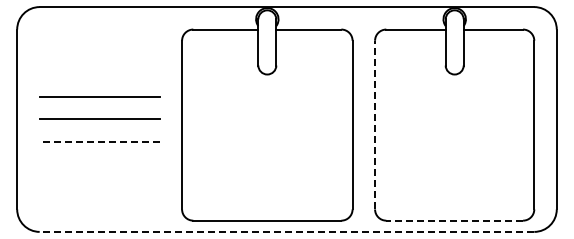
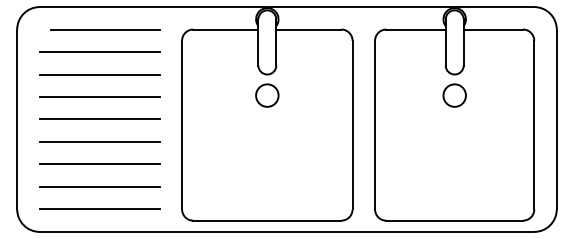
line: none -> present (104, 29)
line: none -> present (99, 52)
line: none -> present (99, 74)
circle: none -> present (267, 95)
circle: none -> present (454, 95)
line: dashed -> solid (375, 124)
line: dashed -> solid (99, 141)
line: none -> present (99, 164)
line: none -> present (99, 186)
line: none -> present (99, 209)
line: dashed -> solid (454, 220)
line: dashed -> solid (286, 231)
